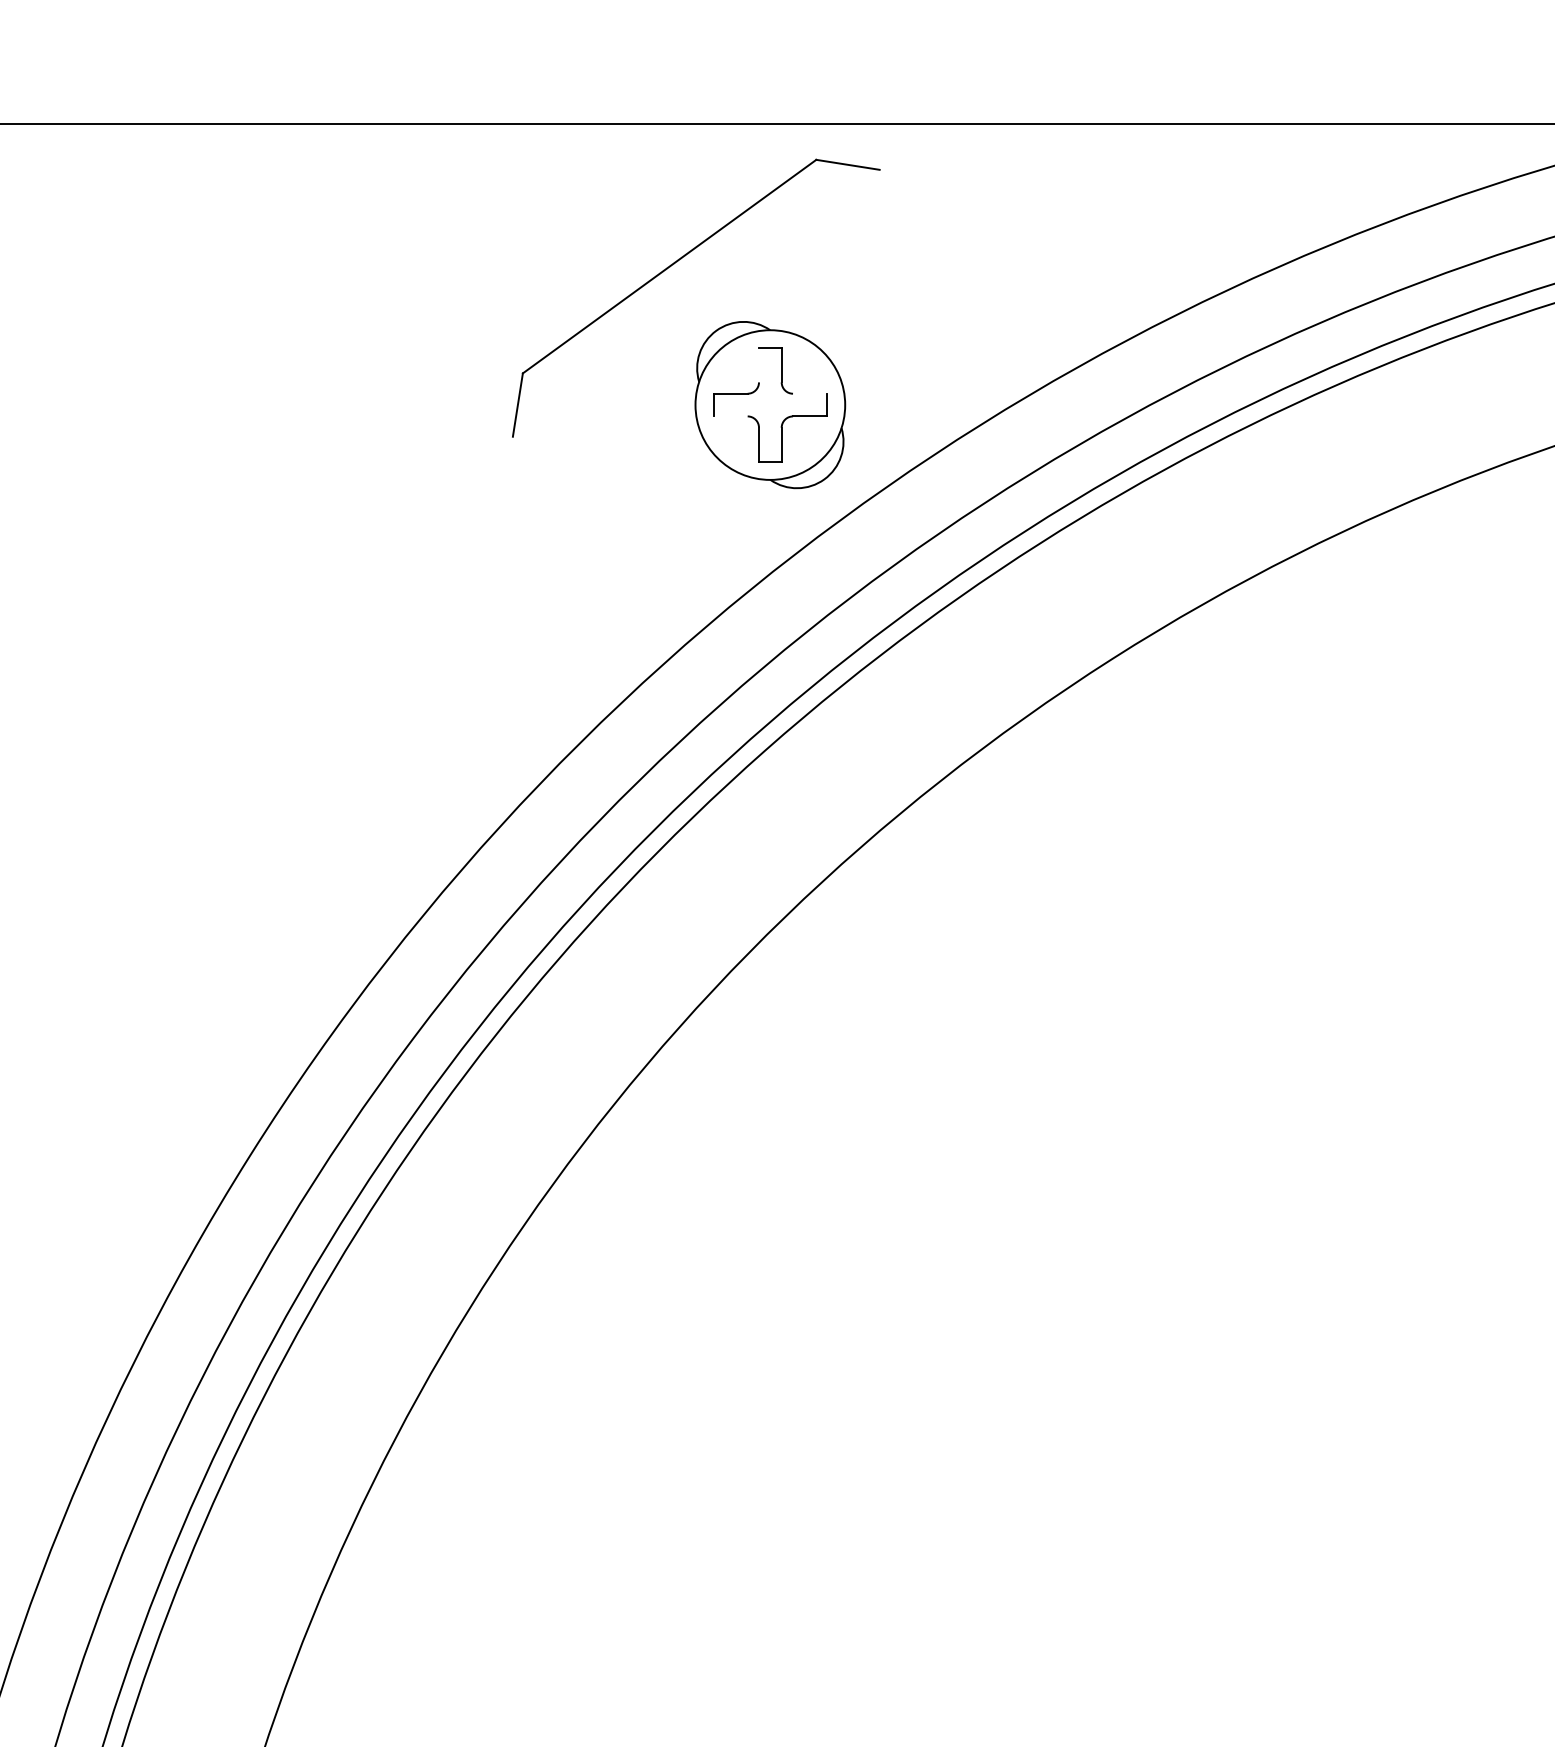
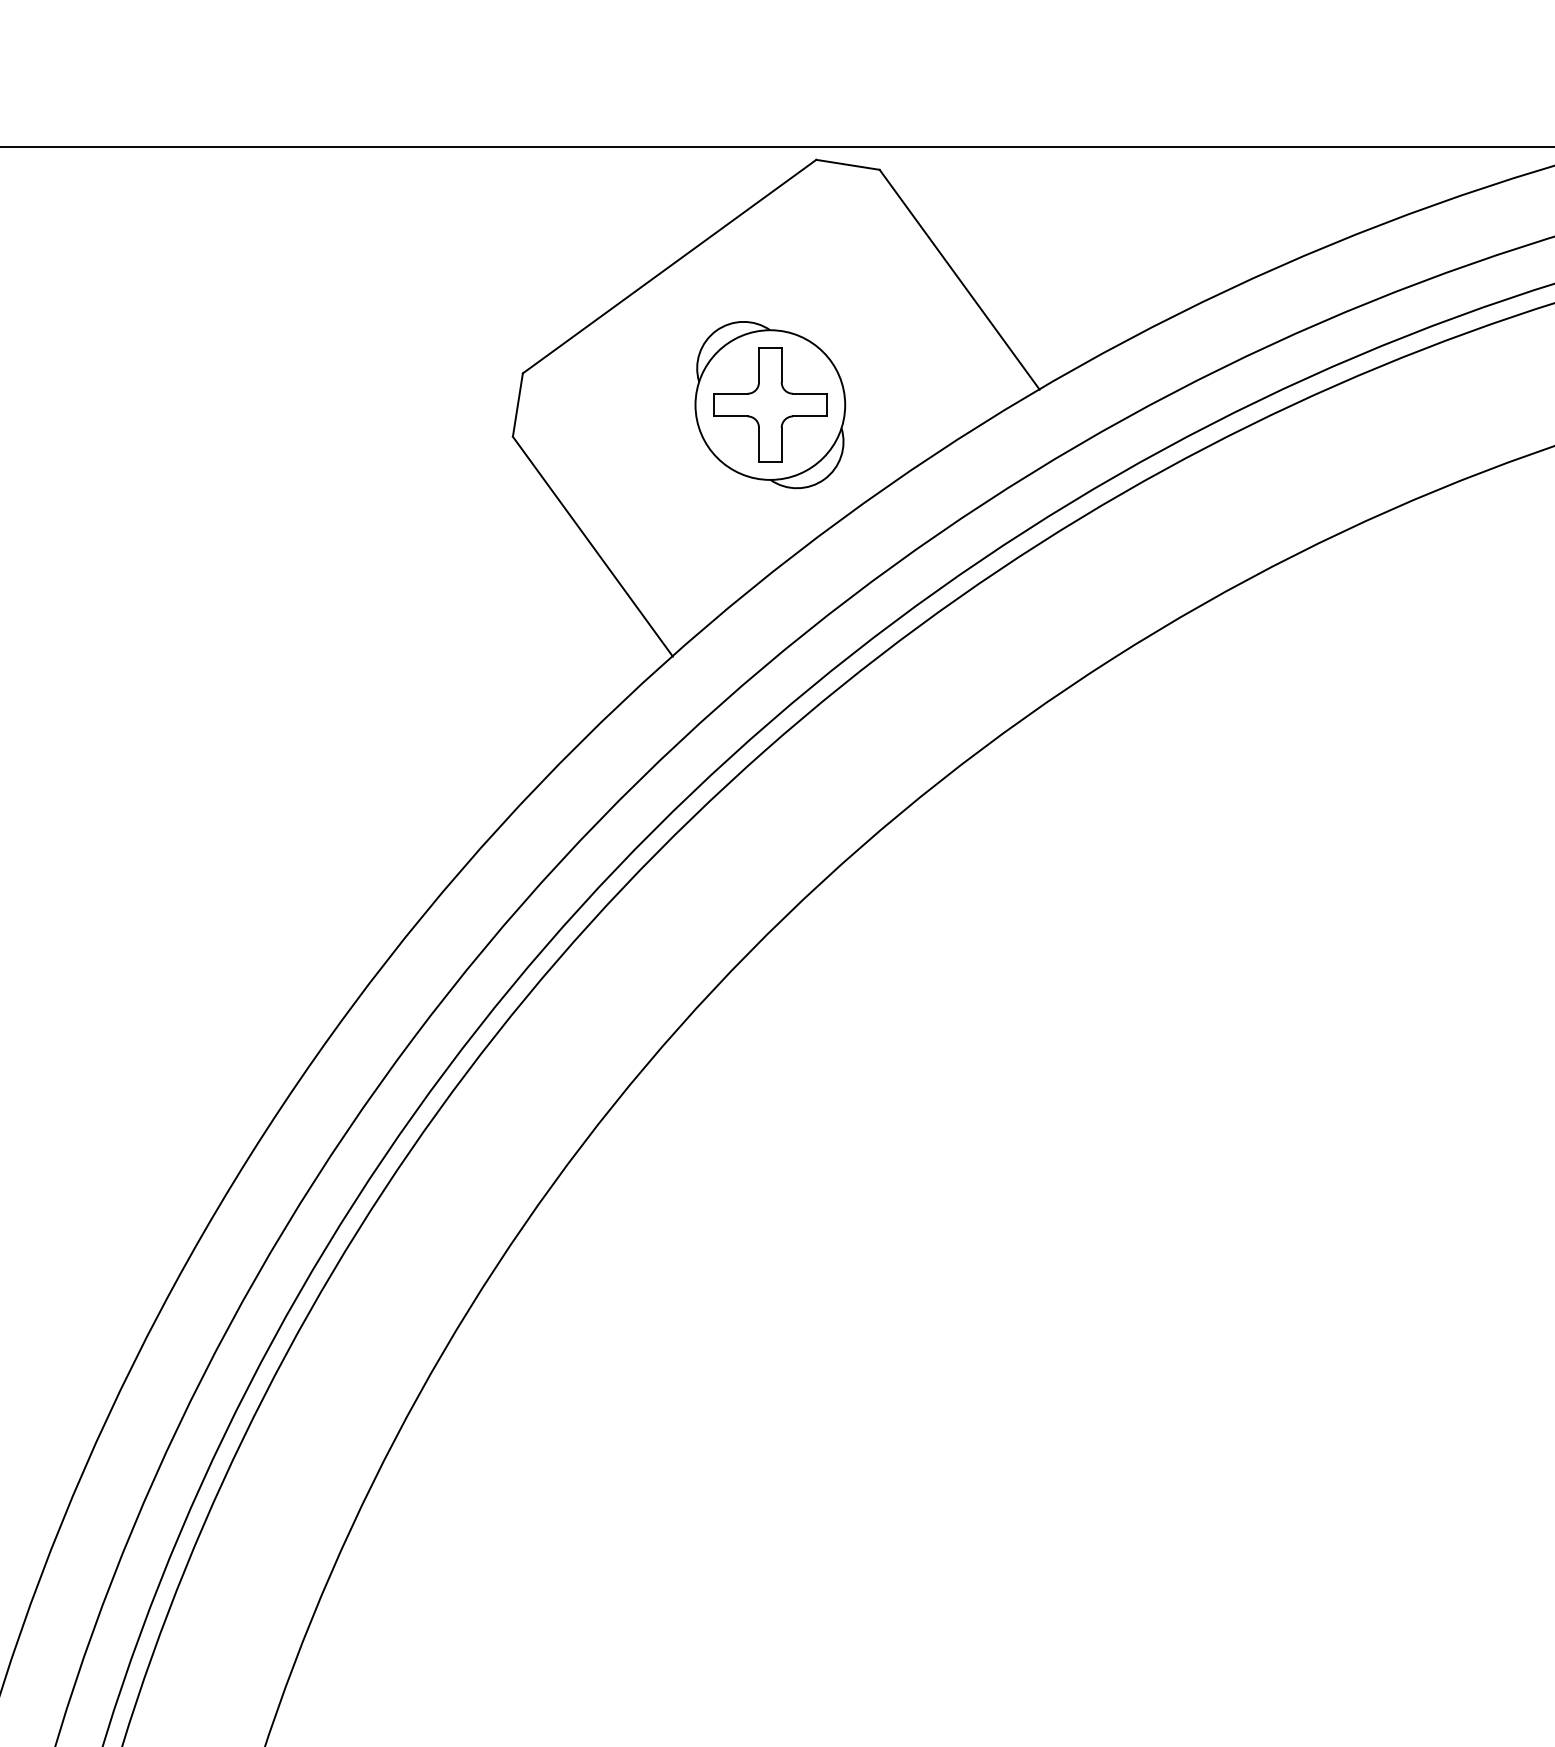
line position: (776, 123) -> (776, 146) (776, 146)
line: none -> present (959, 279)
line: none -> present (759, 365)
line: none -> present (810, 393)
line: none -> present (730, 416)
line: none -> present (592, 546)
